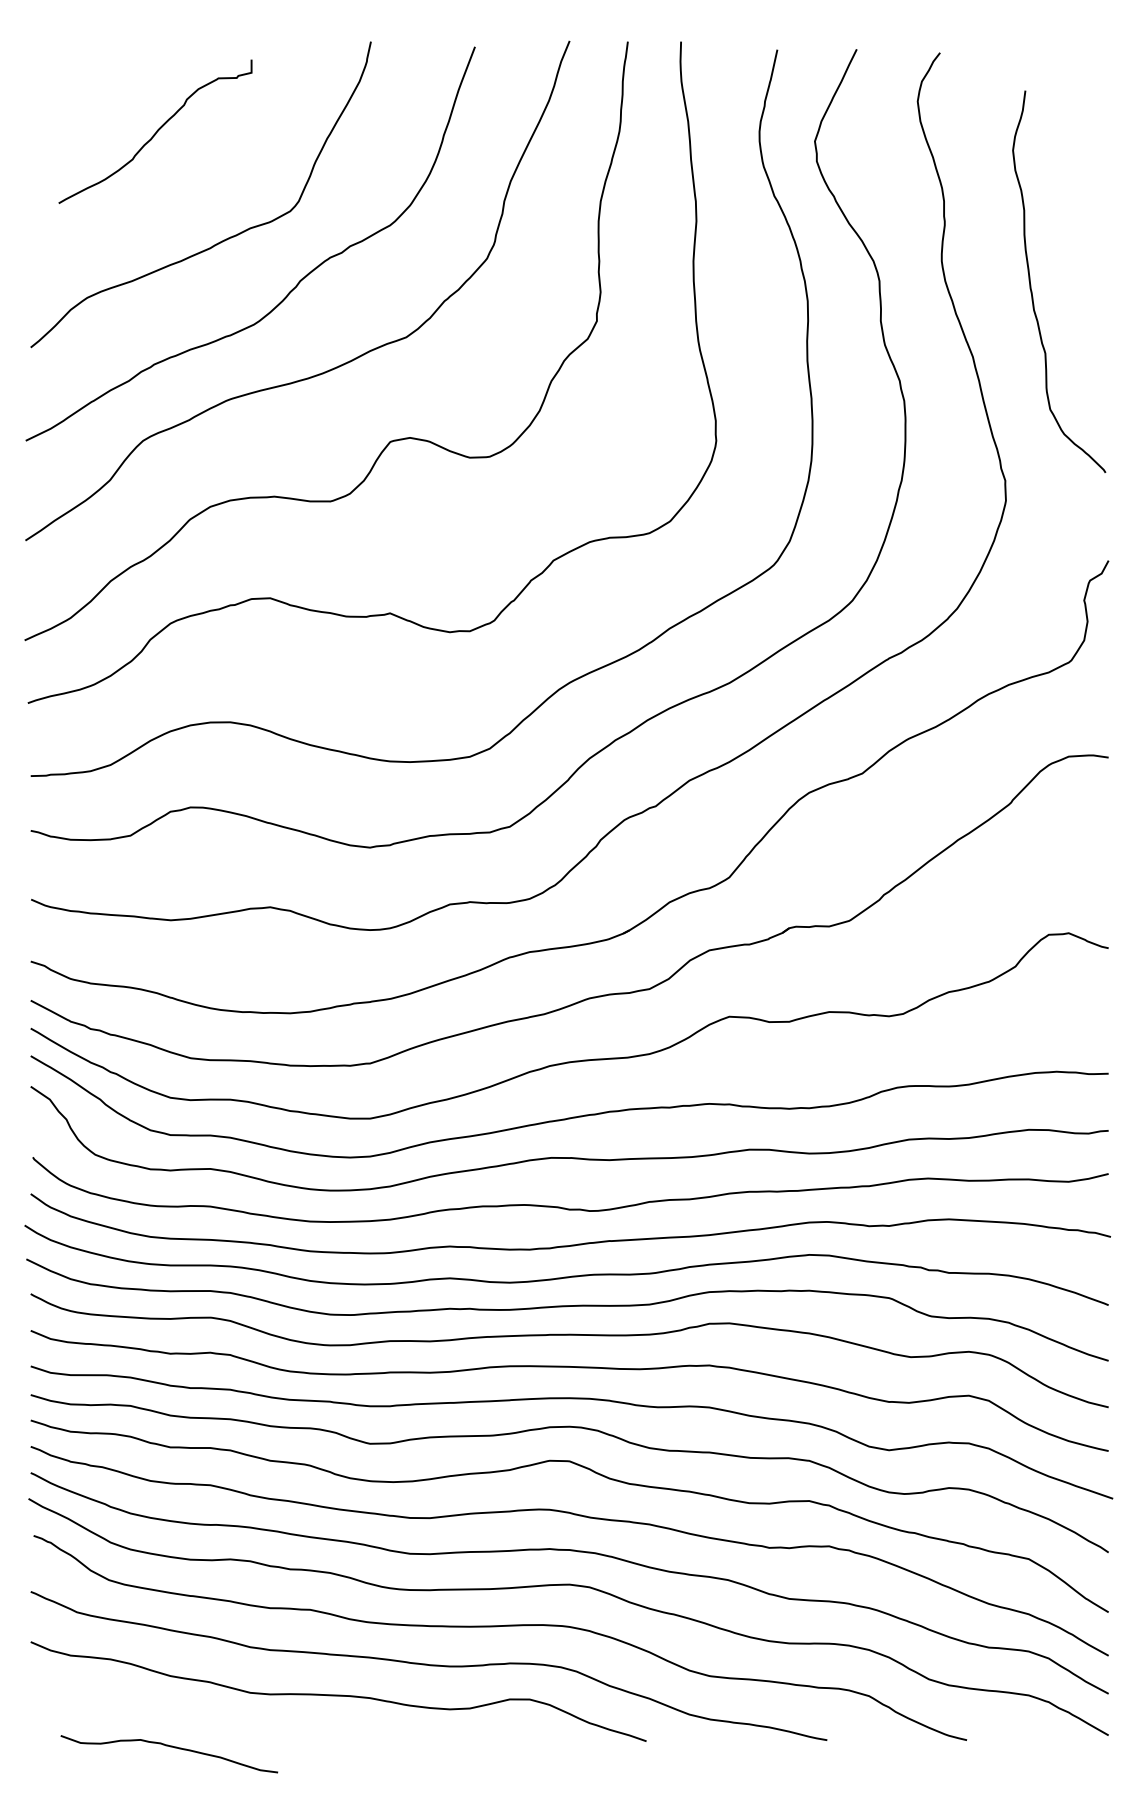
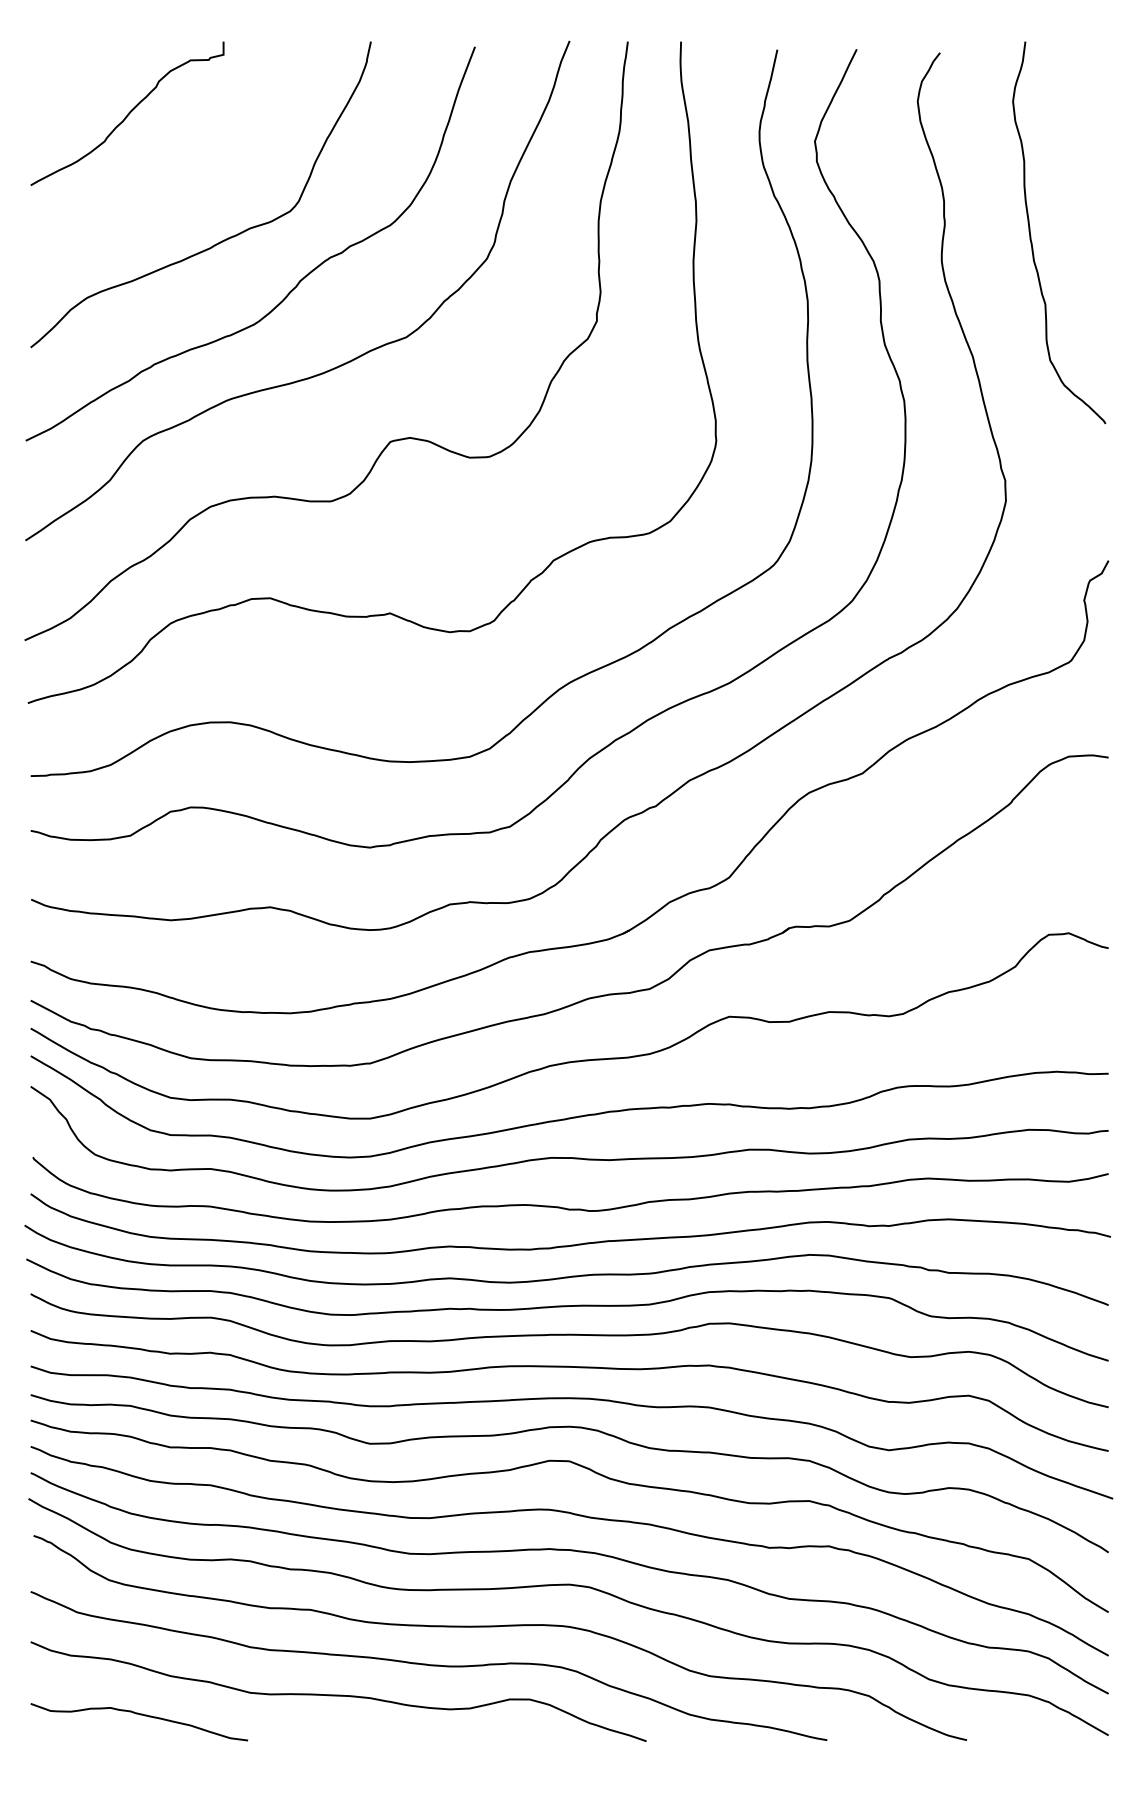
curve position: (156, 131) -> (128, 113) (128, 113)
curve position: (1031, 284) -> (1031, 235) (1031, 235)
curve position: (170, 1747) -> (140, 1715) (140, 1715)
